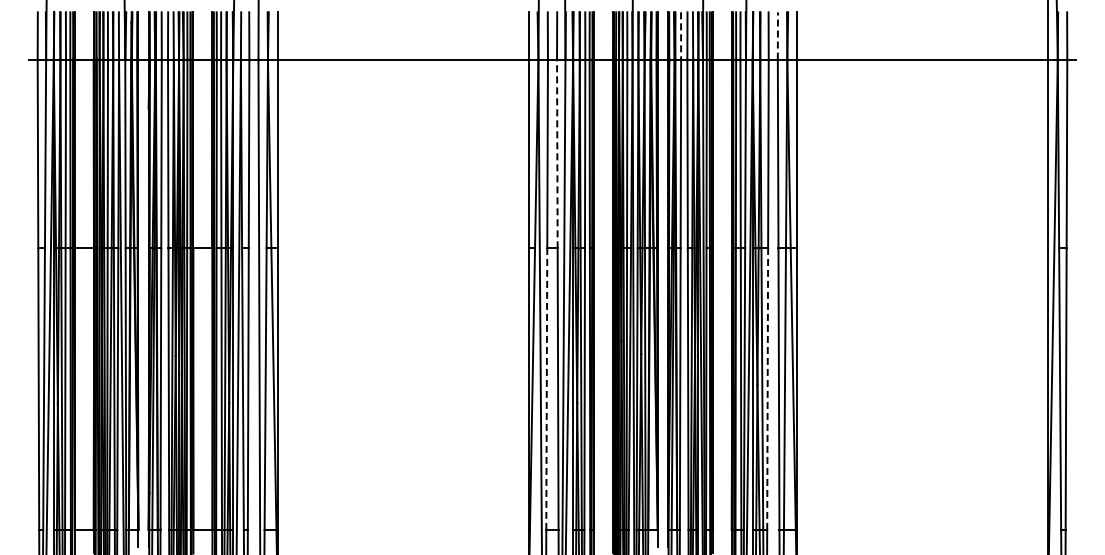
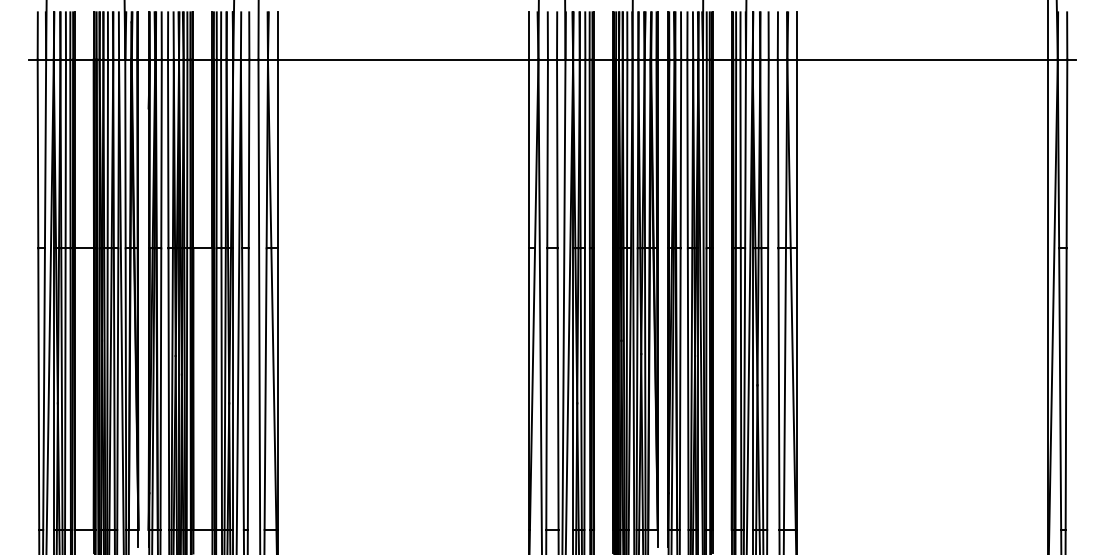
line: dashed -> solid (681, 35)
line: dashed -> solid (777, 35)
line: dashed -> solid (557, 153)
line: dashed -> solid (546, 389)
line: dashed -> solid (767, 389)
